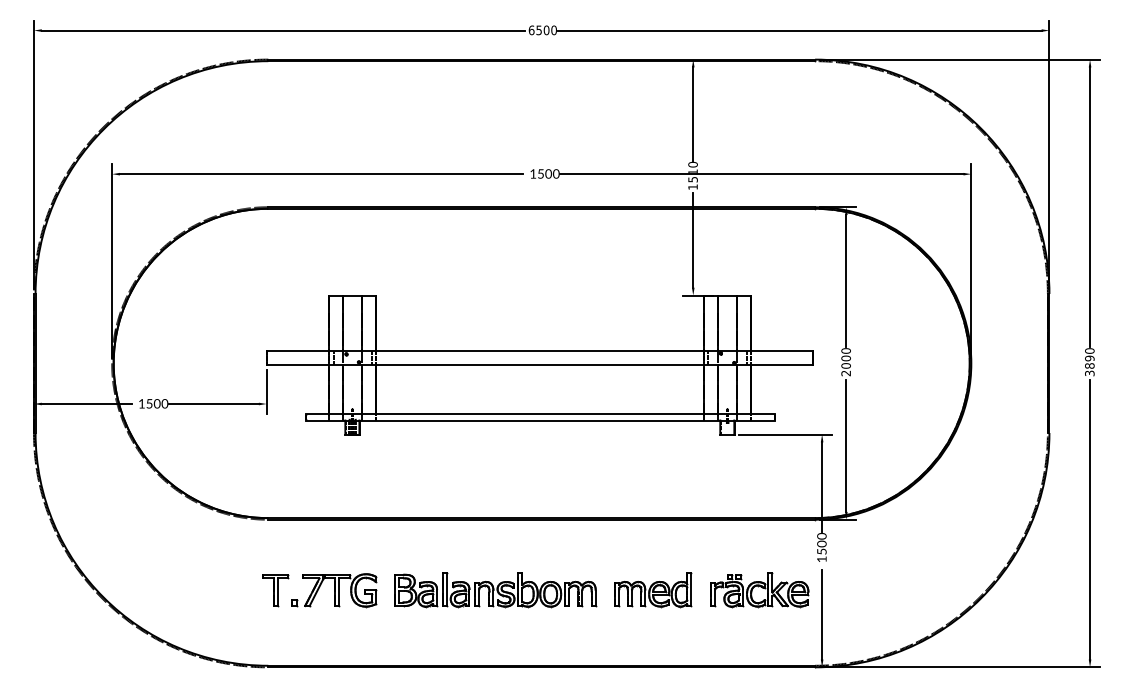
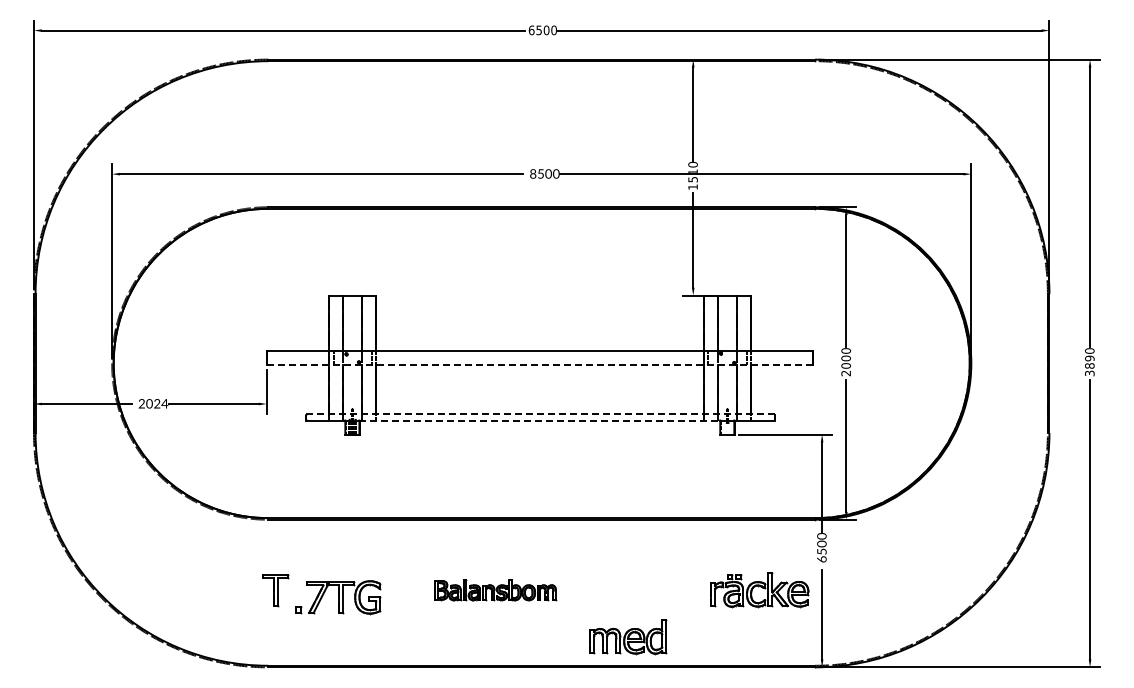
text: 1500 -> 8500 (533, 173)
line: solid -> dashed (540, 365)
text: 1500 -> 2024 (153, 403)
line: solid -> dashed (540, 414)
line: solid -> dashed (540, 420)
text: 1500 -> 6500 (821, 559)
part position: (334, 590) -> (338, 597) (338, 597)
part size: 204x37 px -> 124x23 px (495, 590)
part position: (653, 590) -> (628, 637) (628, 637)
